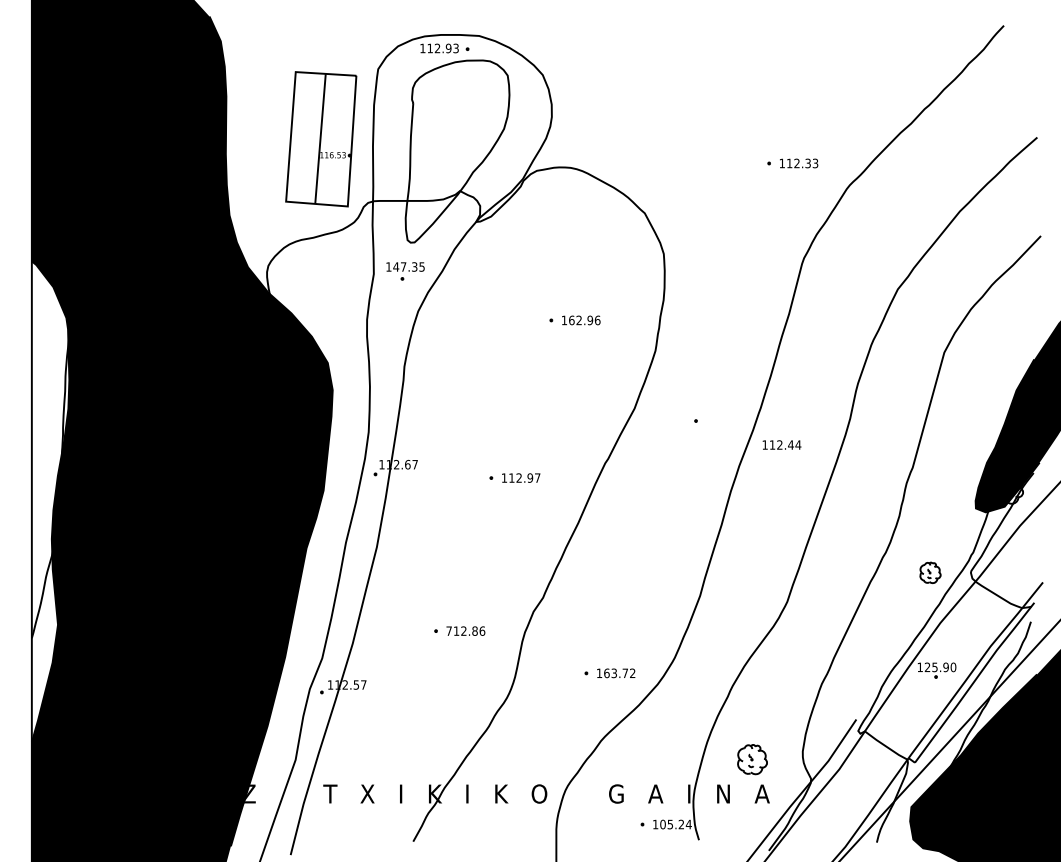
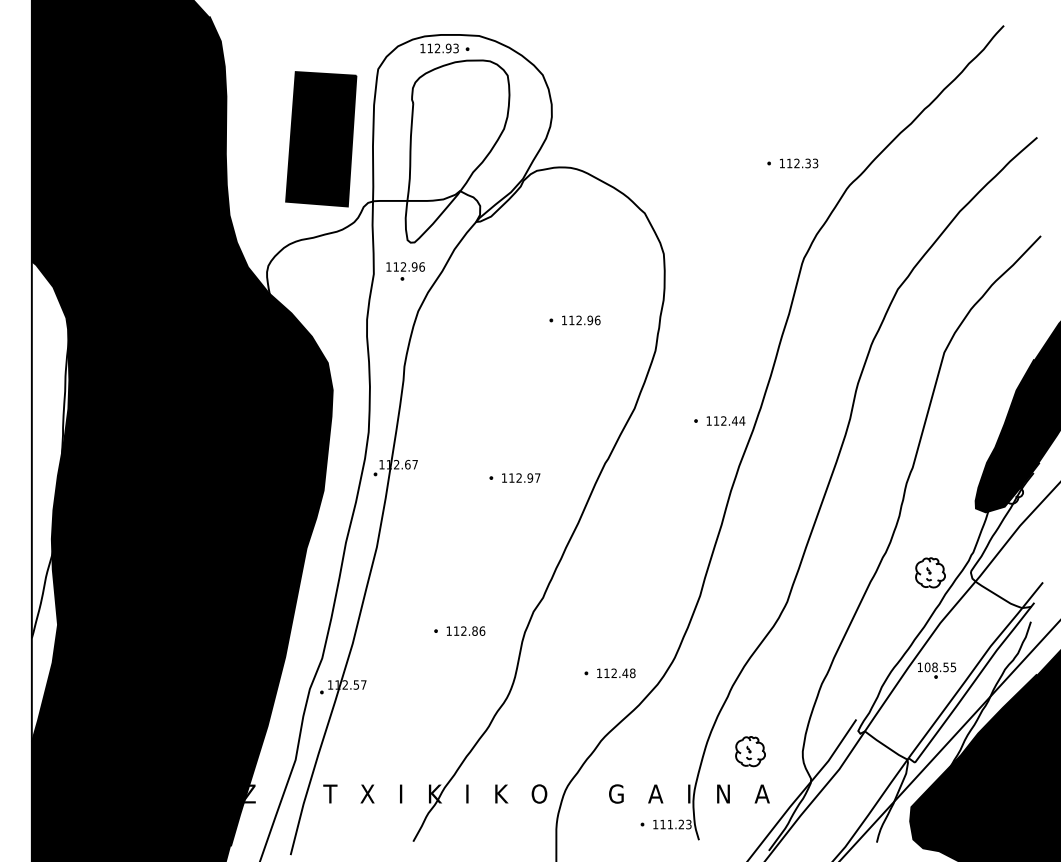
fill: none -> present (321, 139)
text: 147.35 -> 112.96 (408, 266)
text: 162.96 -> 112.96 (571, 320)
text position: (781, 444) -> (725, 420) (725, 420)
part size: 23x23 px -> 31x32 px (930, 572)
text: 712.86 -> 112.86 (448, 630)
text: 125.90 -> 108.55 (940, 667)
text: 163.72 -> 112.48 (619, 673)
part position: (752, 759) -> (750, 751) (750, 751)
text: 105.24 -> 111.23 (675, 824)
